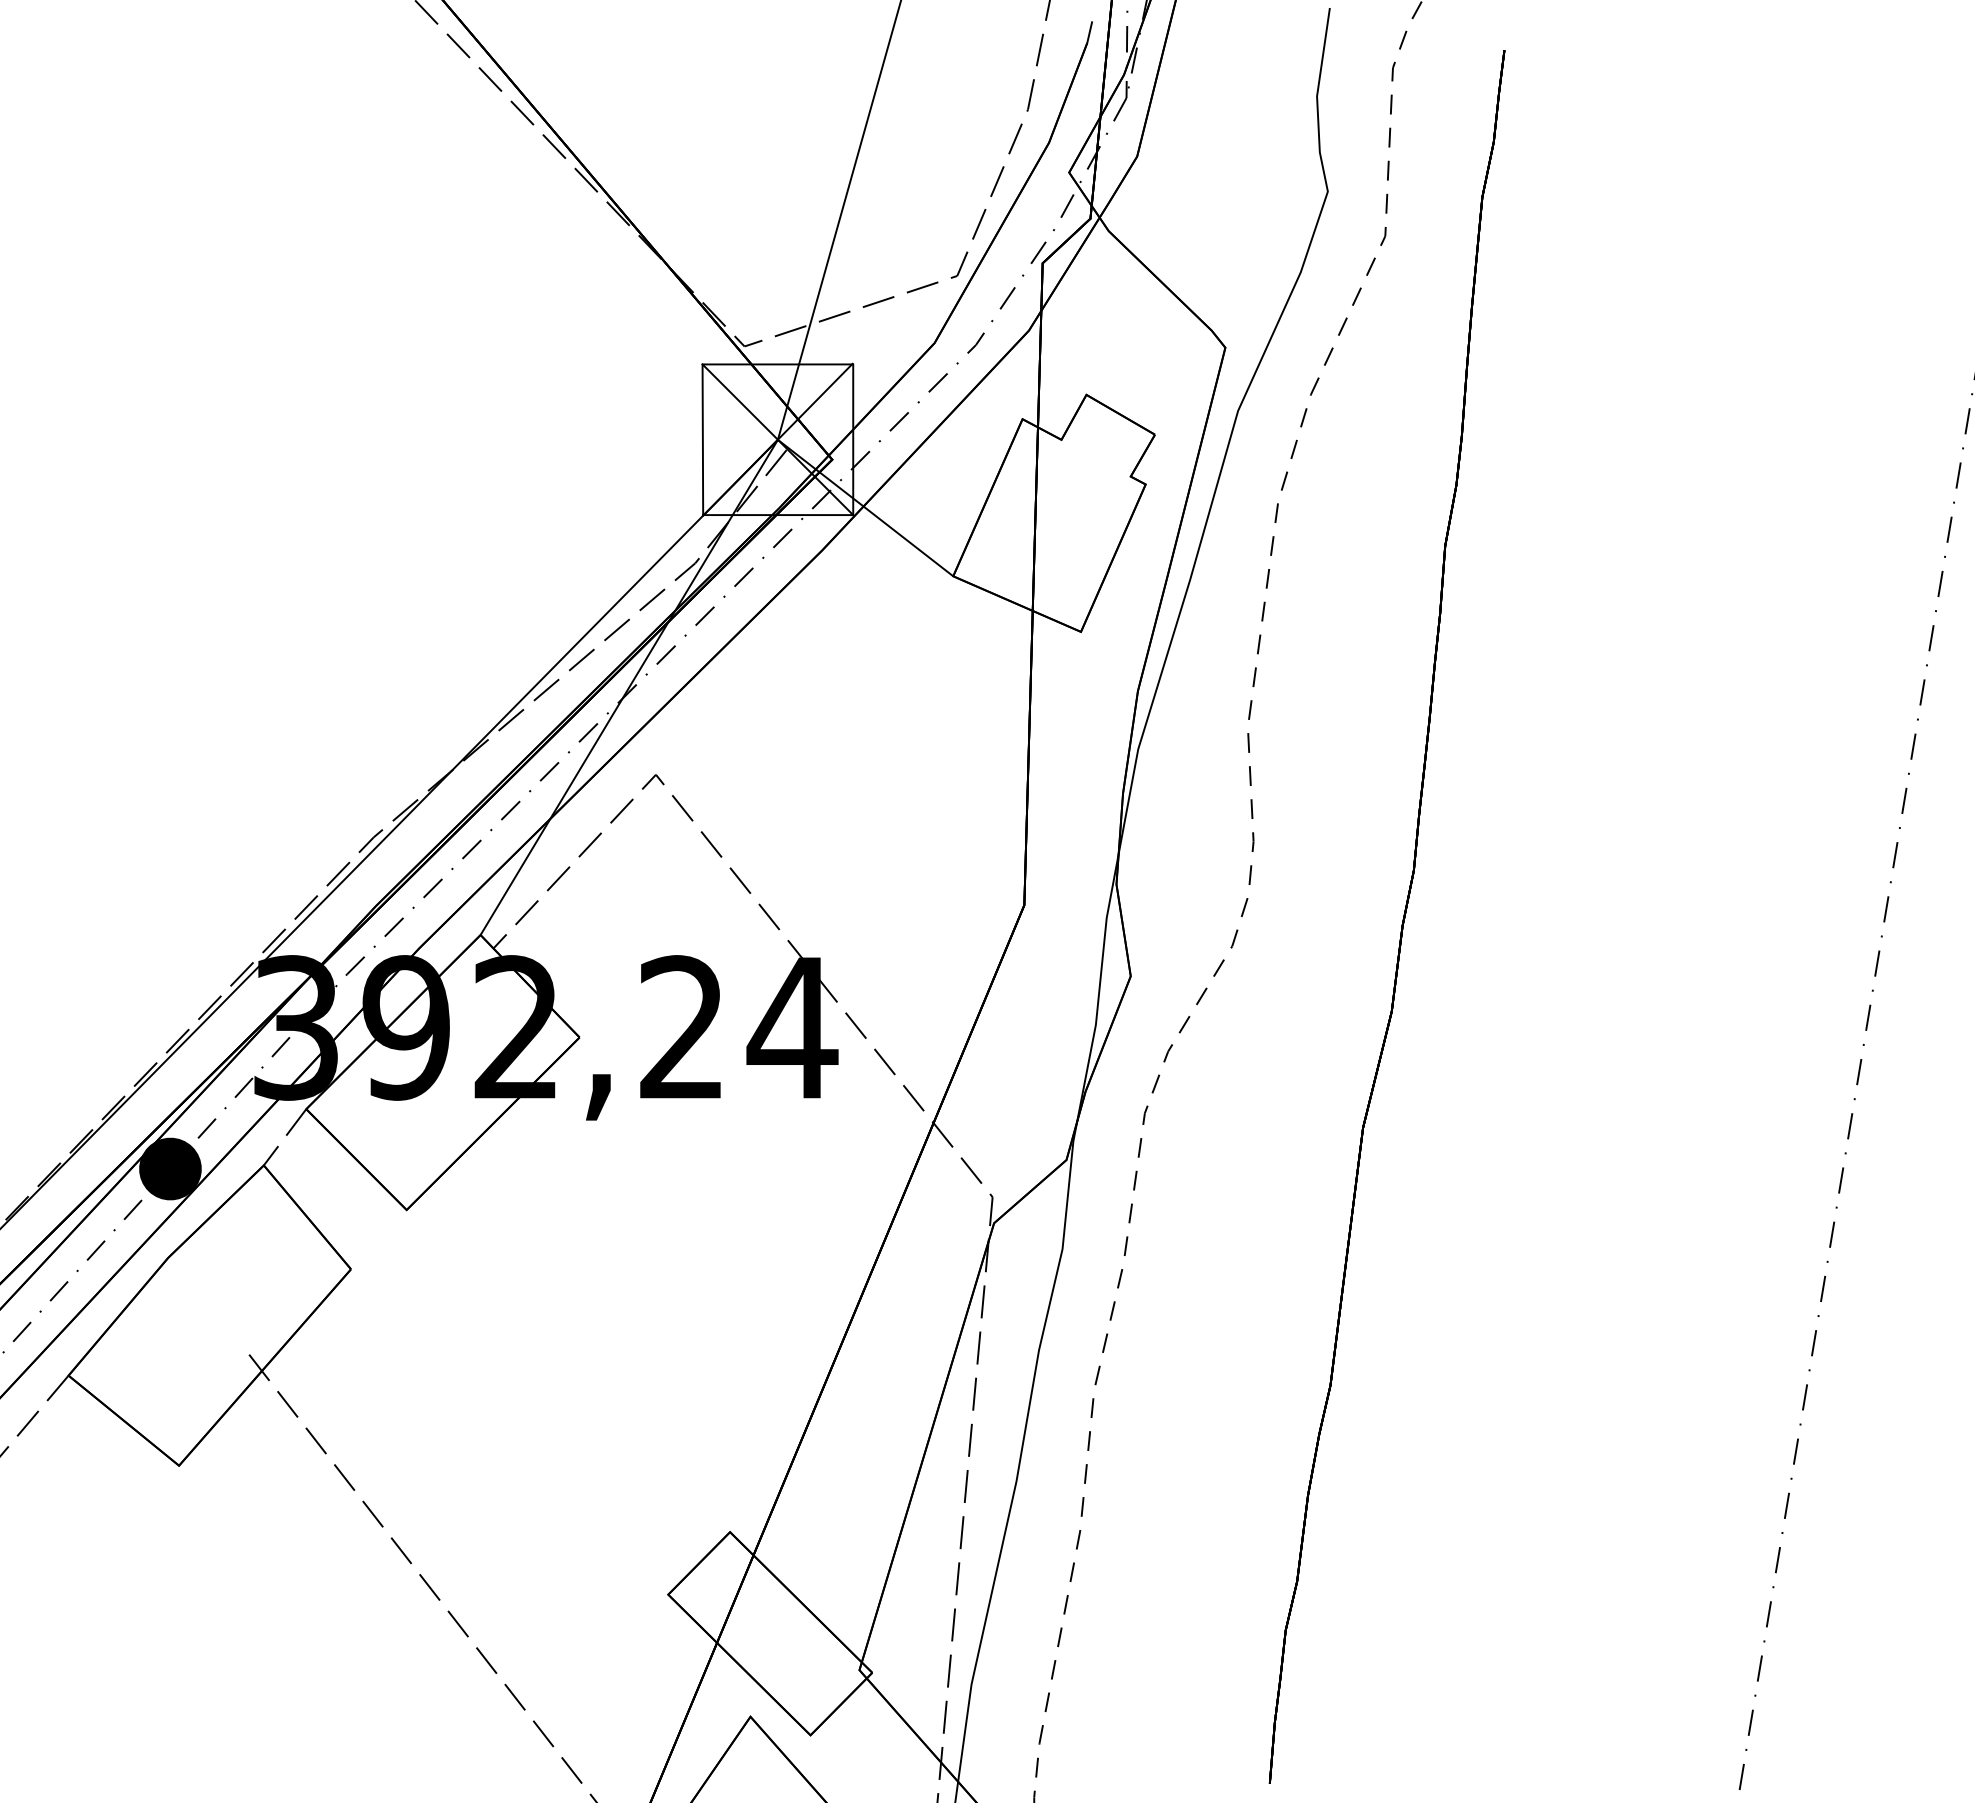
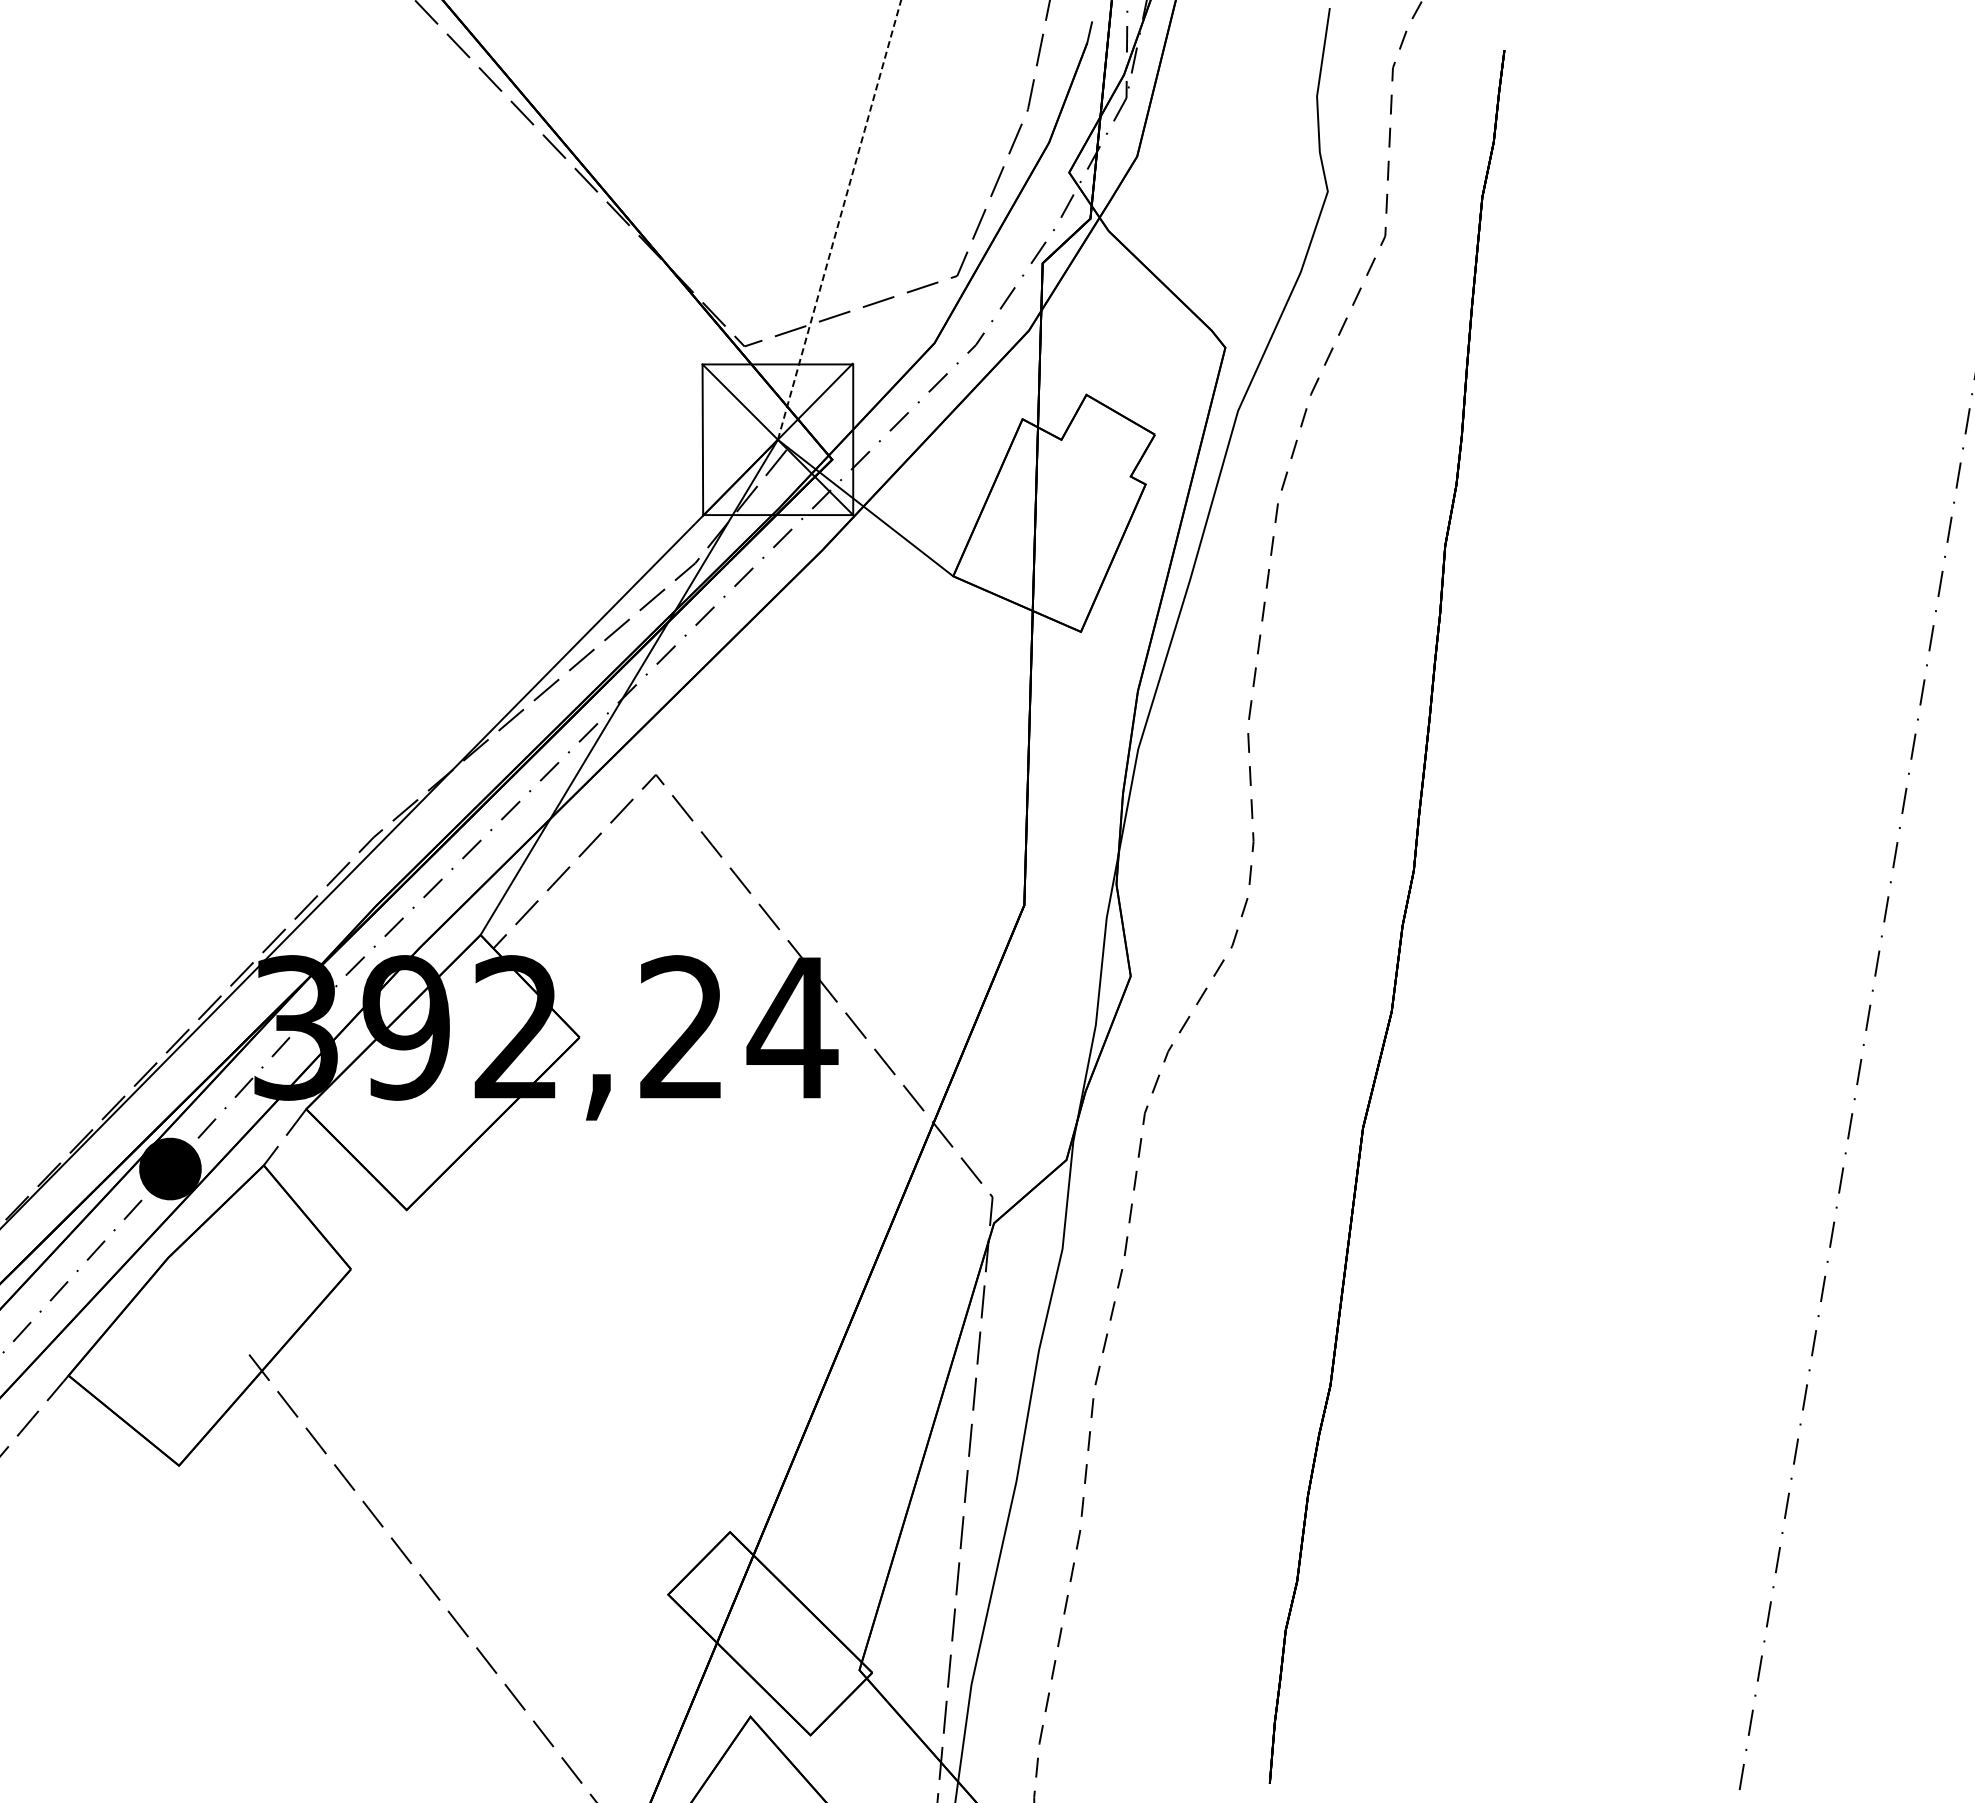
line: solid -> dashed (839, 220)
